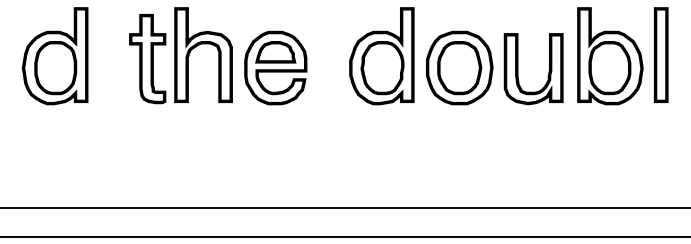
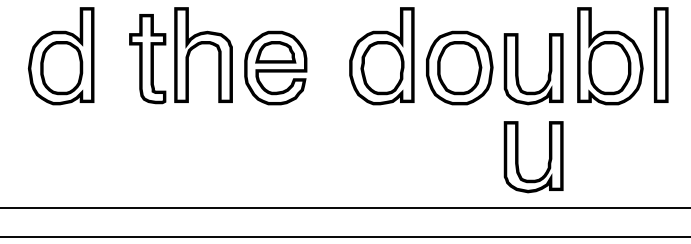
part position: (55, 56) -> (61, 56) (61, 56)
part: none -> present (518, 157)
